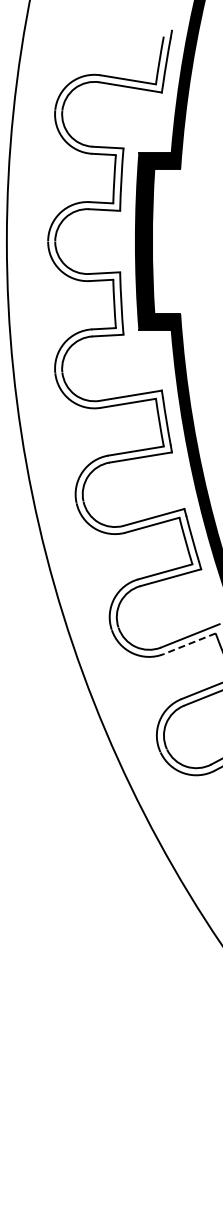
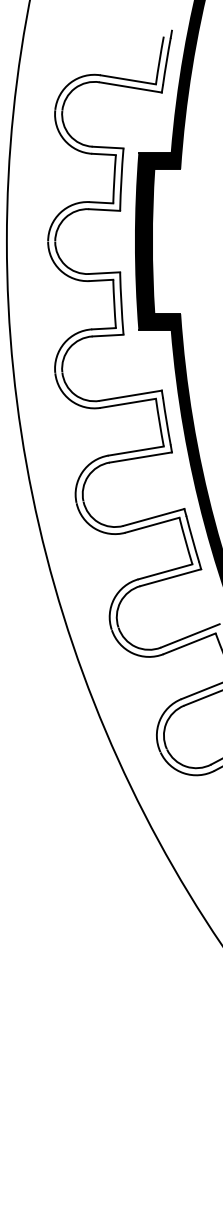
line: dashed -> solid (189, 643)
